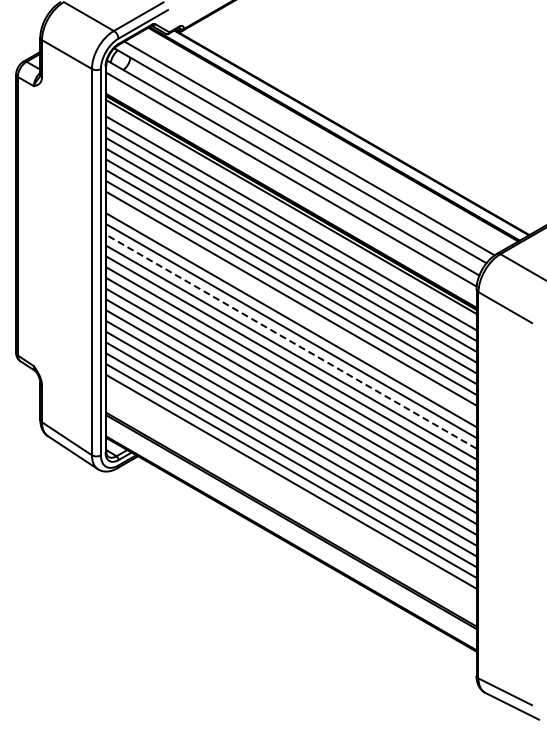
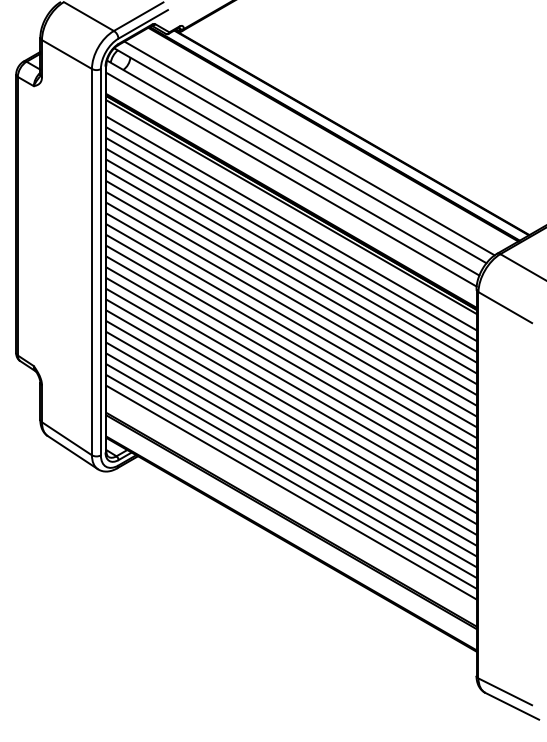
line: none -> present (291, 309)
line: dashed -> solid (291, 341)
line: none -> present (291, 492)
